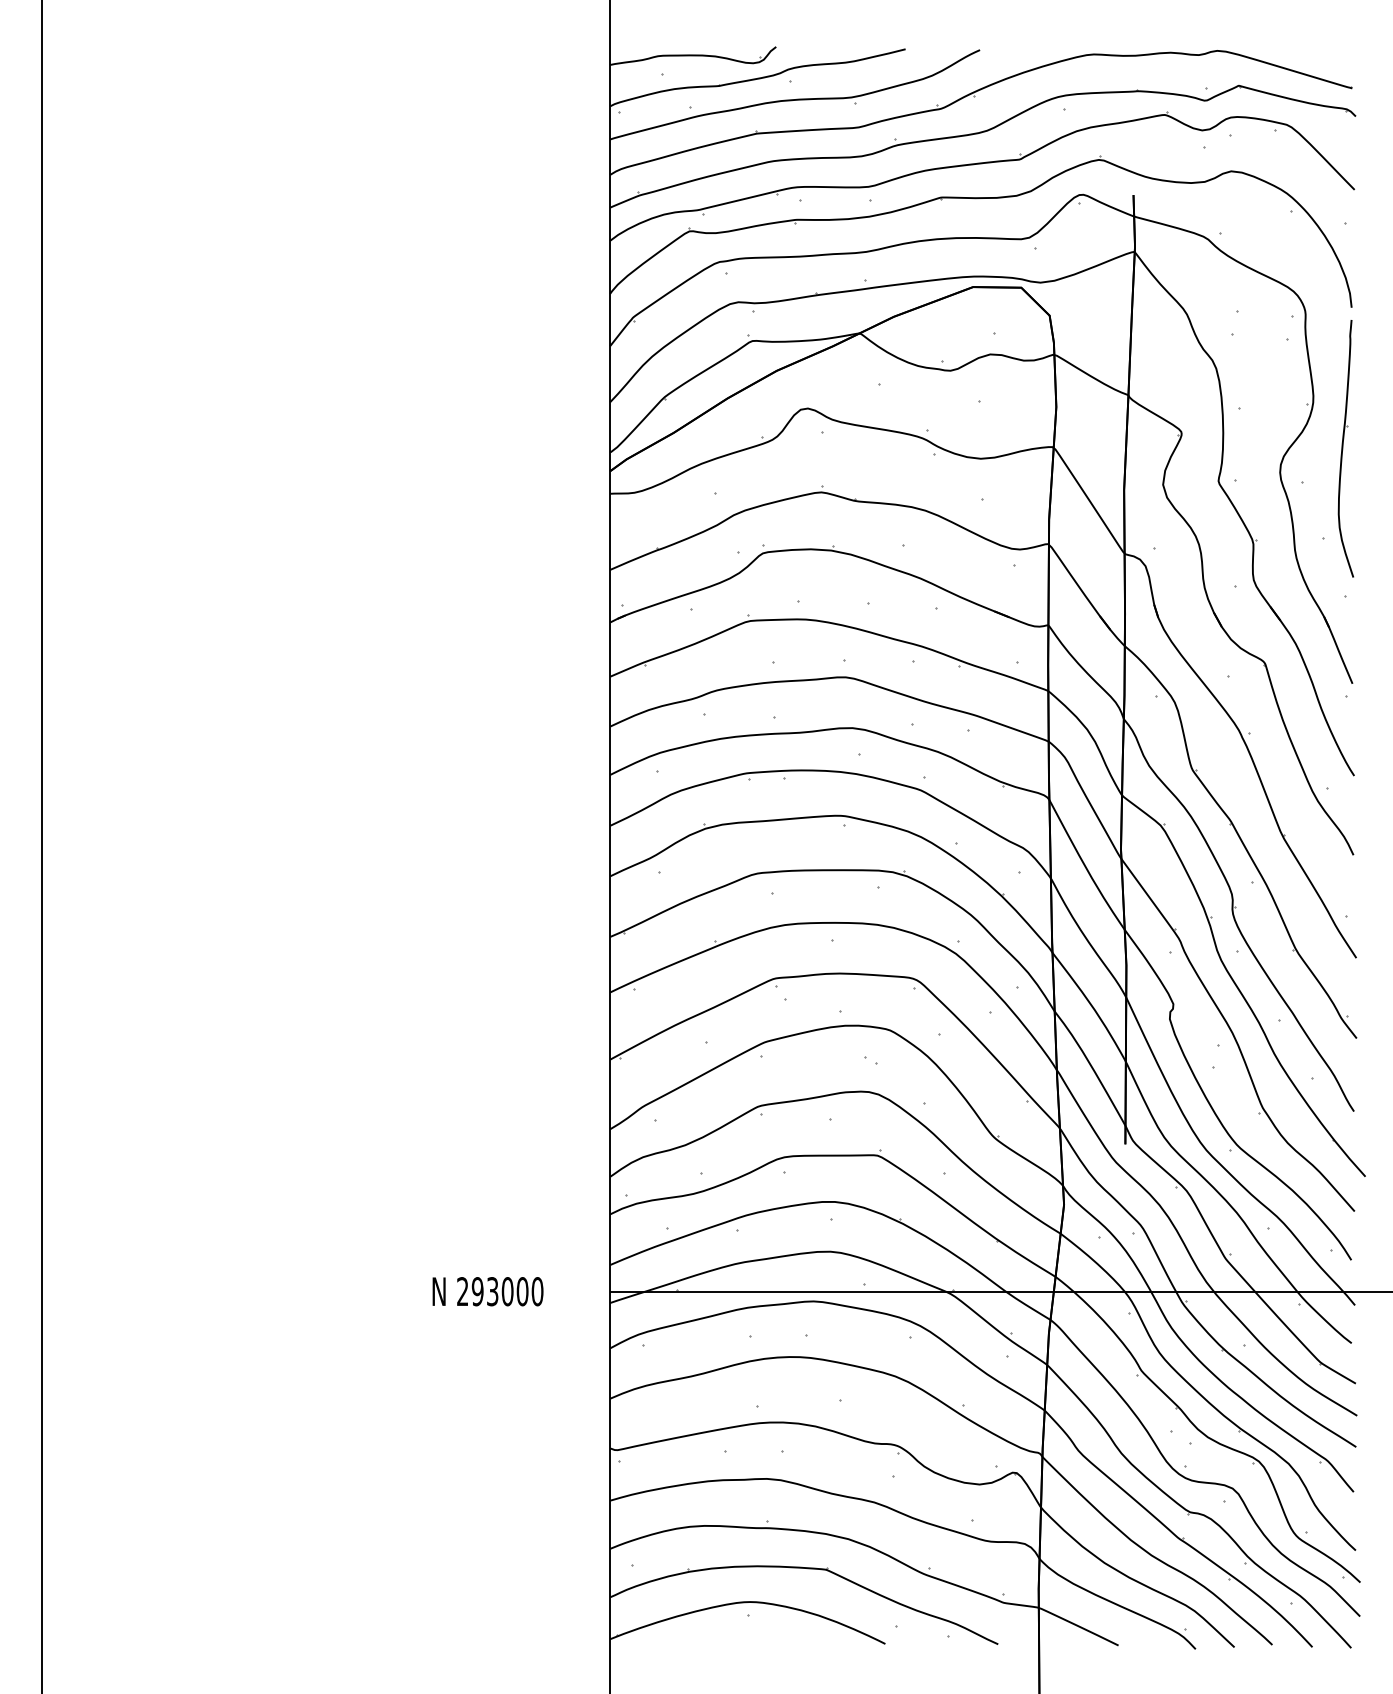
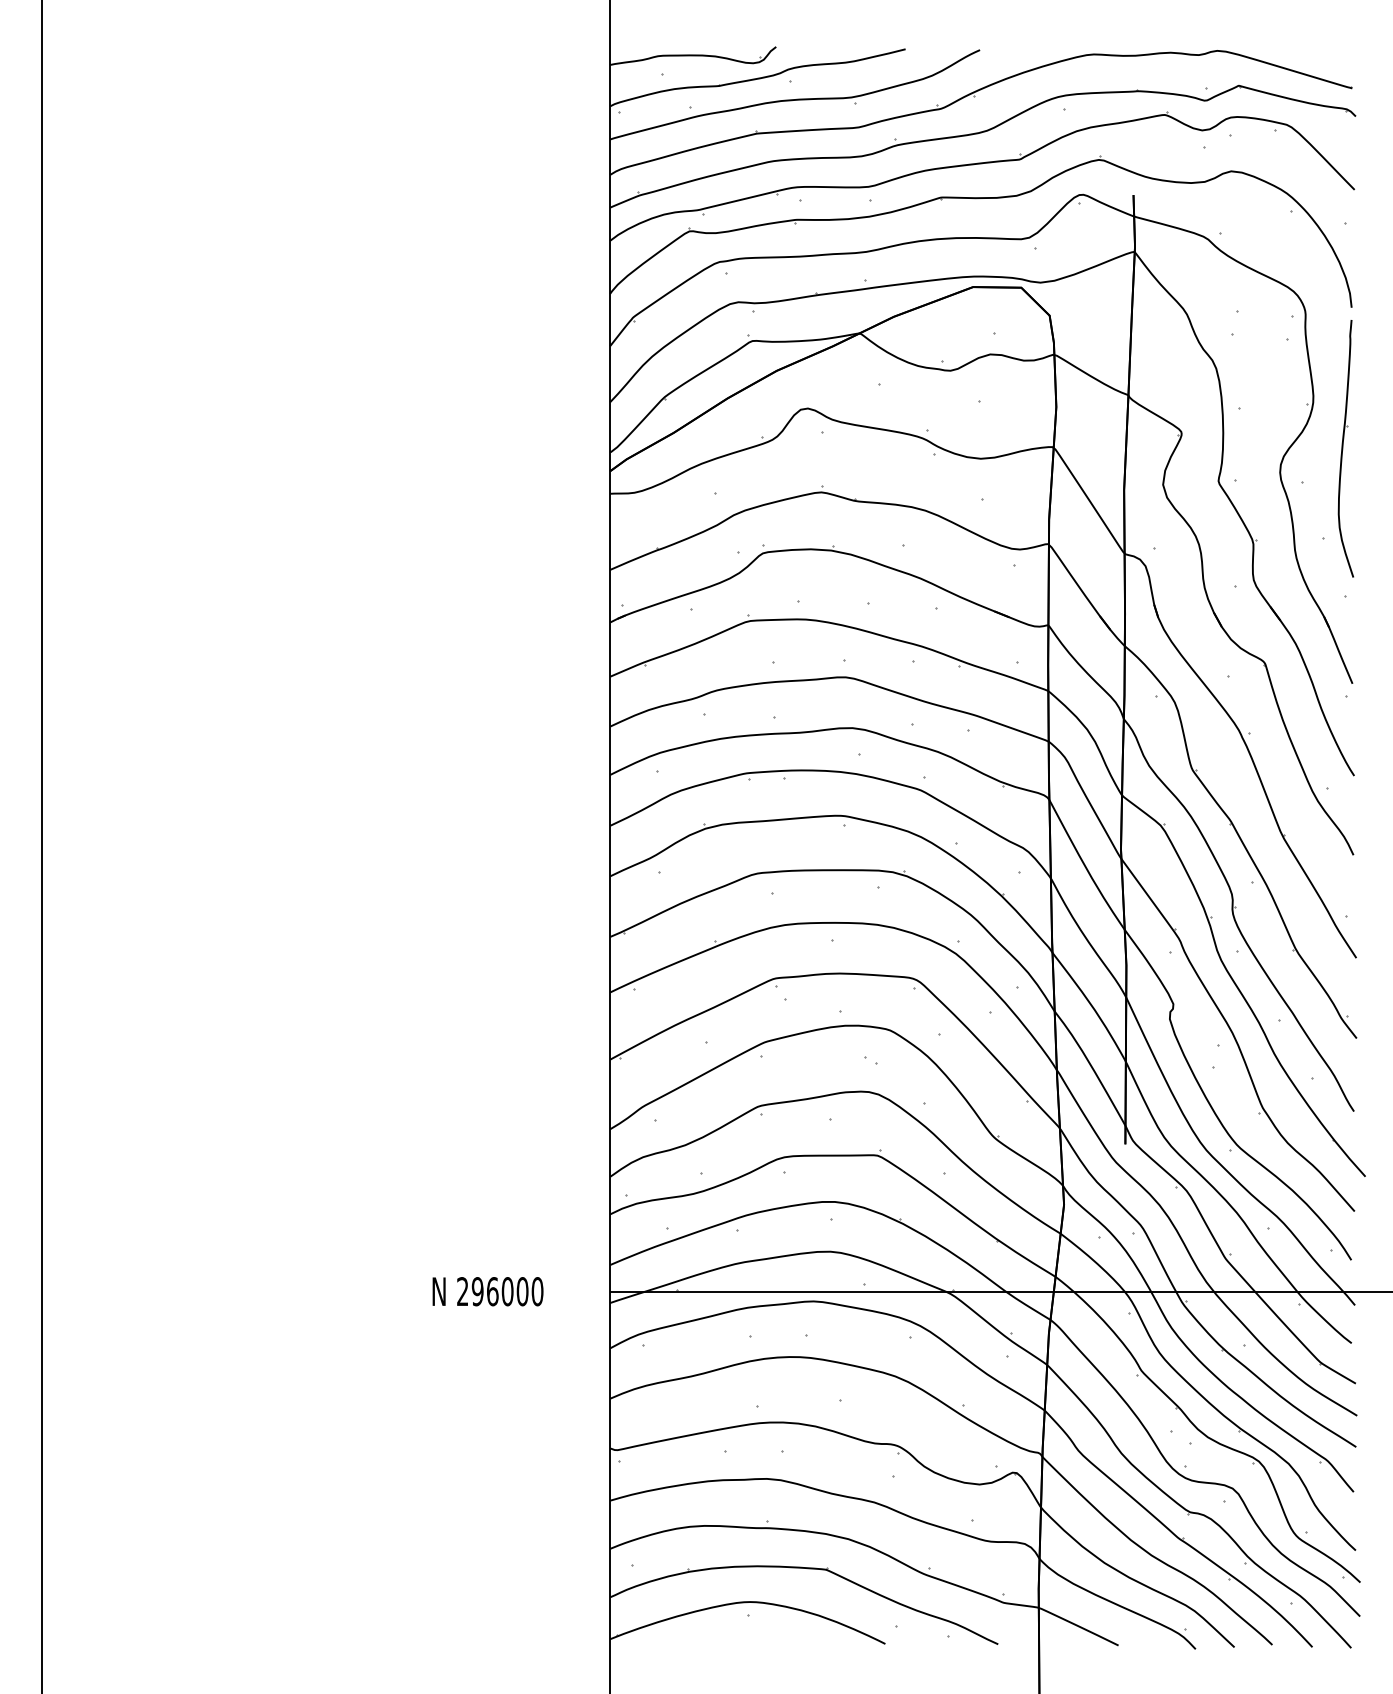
text: 293000 -> 296000 (492, 1291)
